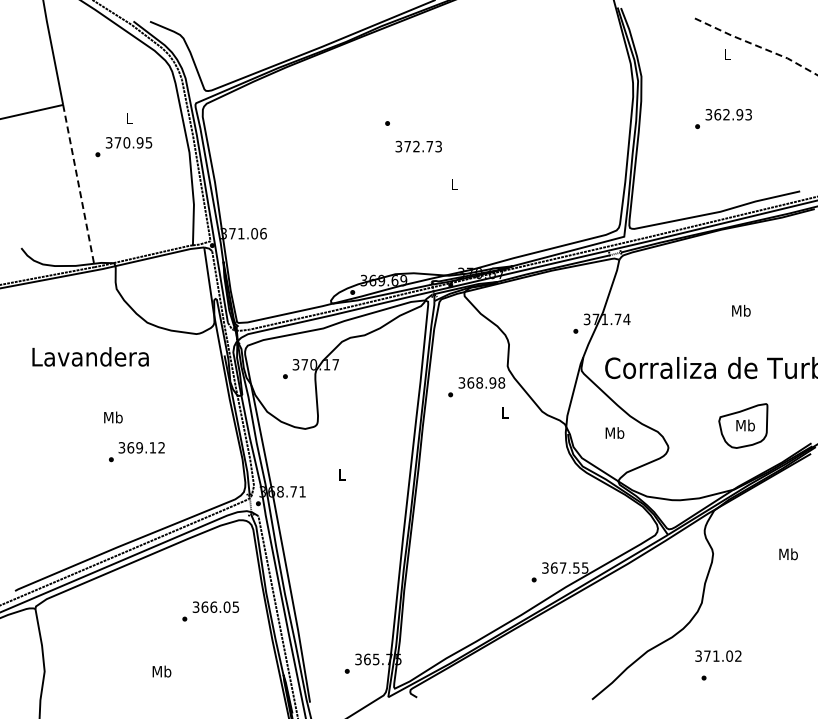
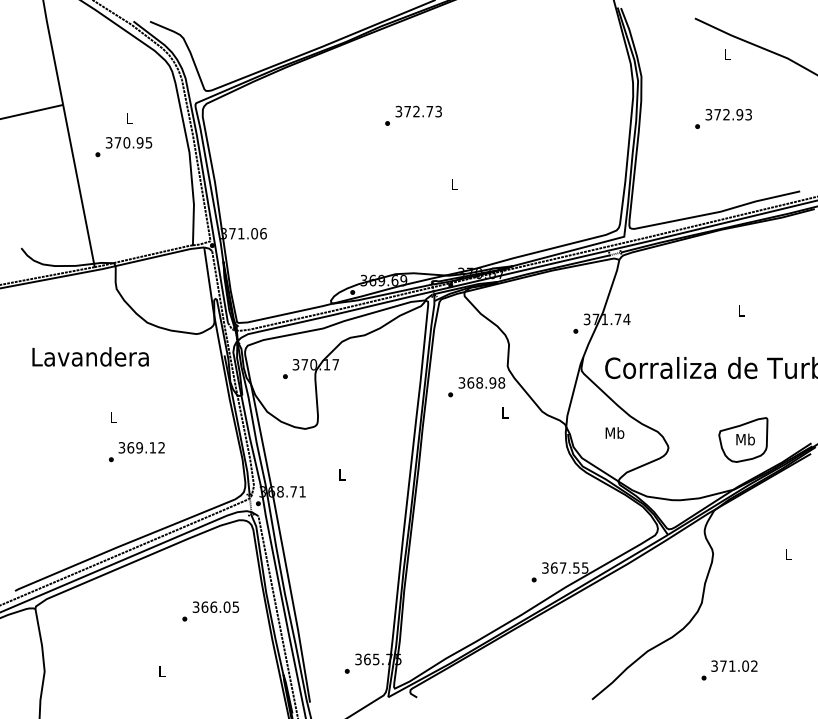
line: dashed -> solid (757, 46)
text: 362.93 -> 372.93 (717, 114)
text position: (418, 146) -> (418, 111) (418, 111)
line: dashed -> solid (78, 186)
text: Mb -> L (741, 310)
text: Mb -> L (113, 417)
part position: (743, 425) -> (743, 439) (743, 439)
text: Mb -> L (788, 554)
text position: (718, 655) -> (734, 665) (734, 665)
text: Mb -> L (161, 671)
